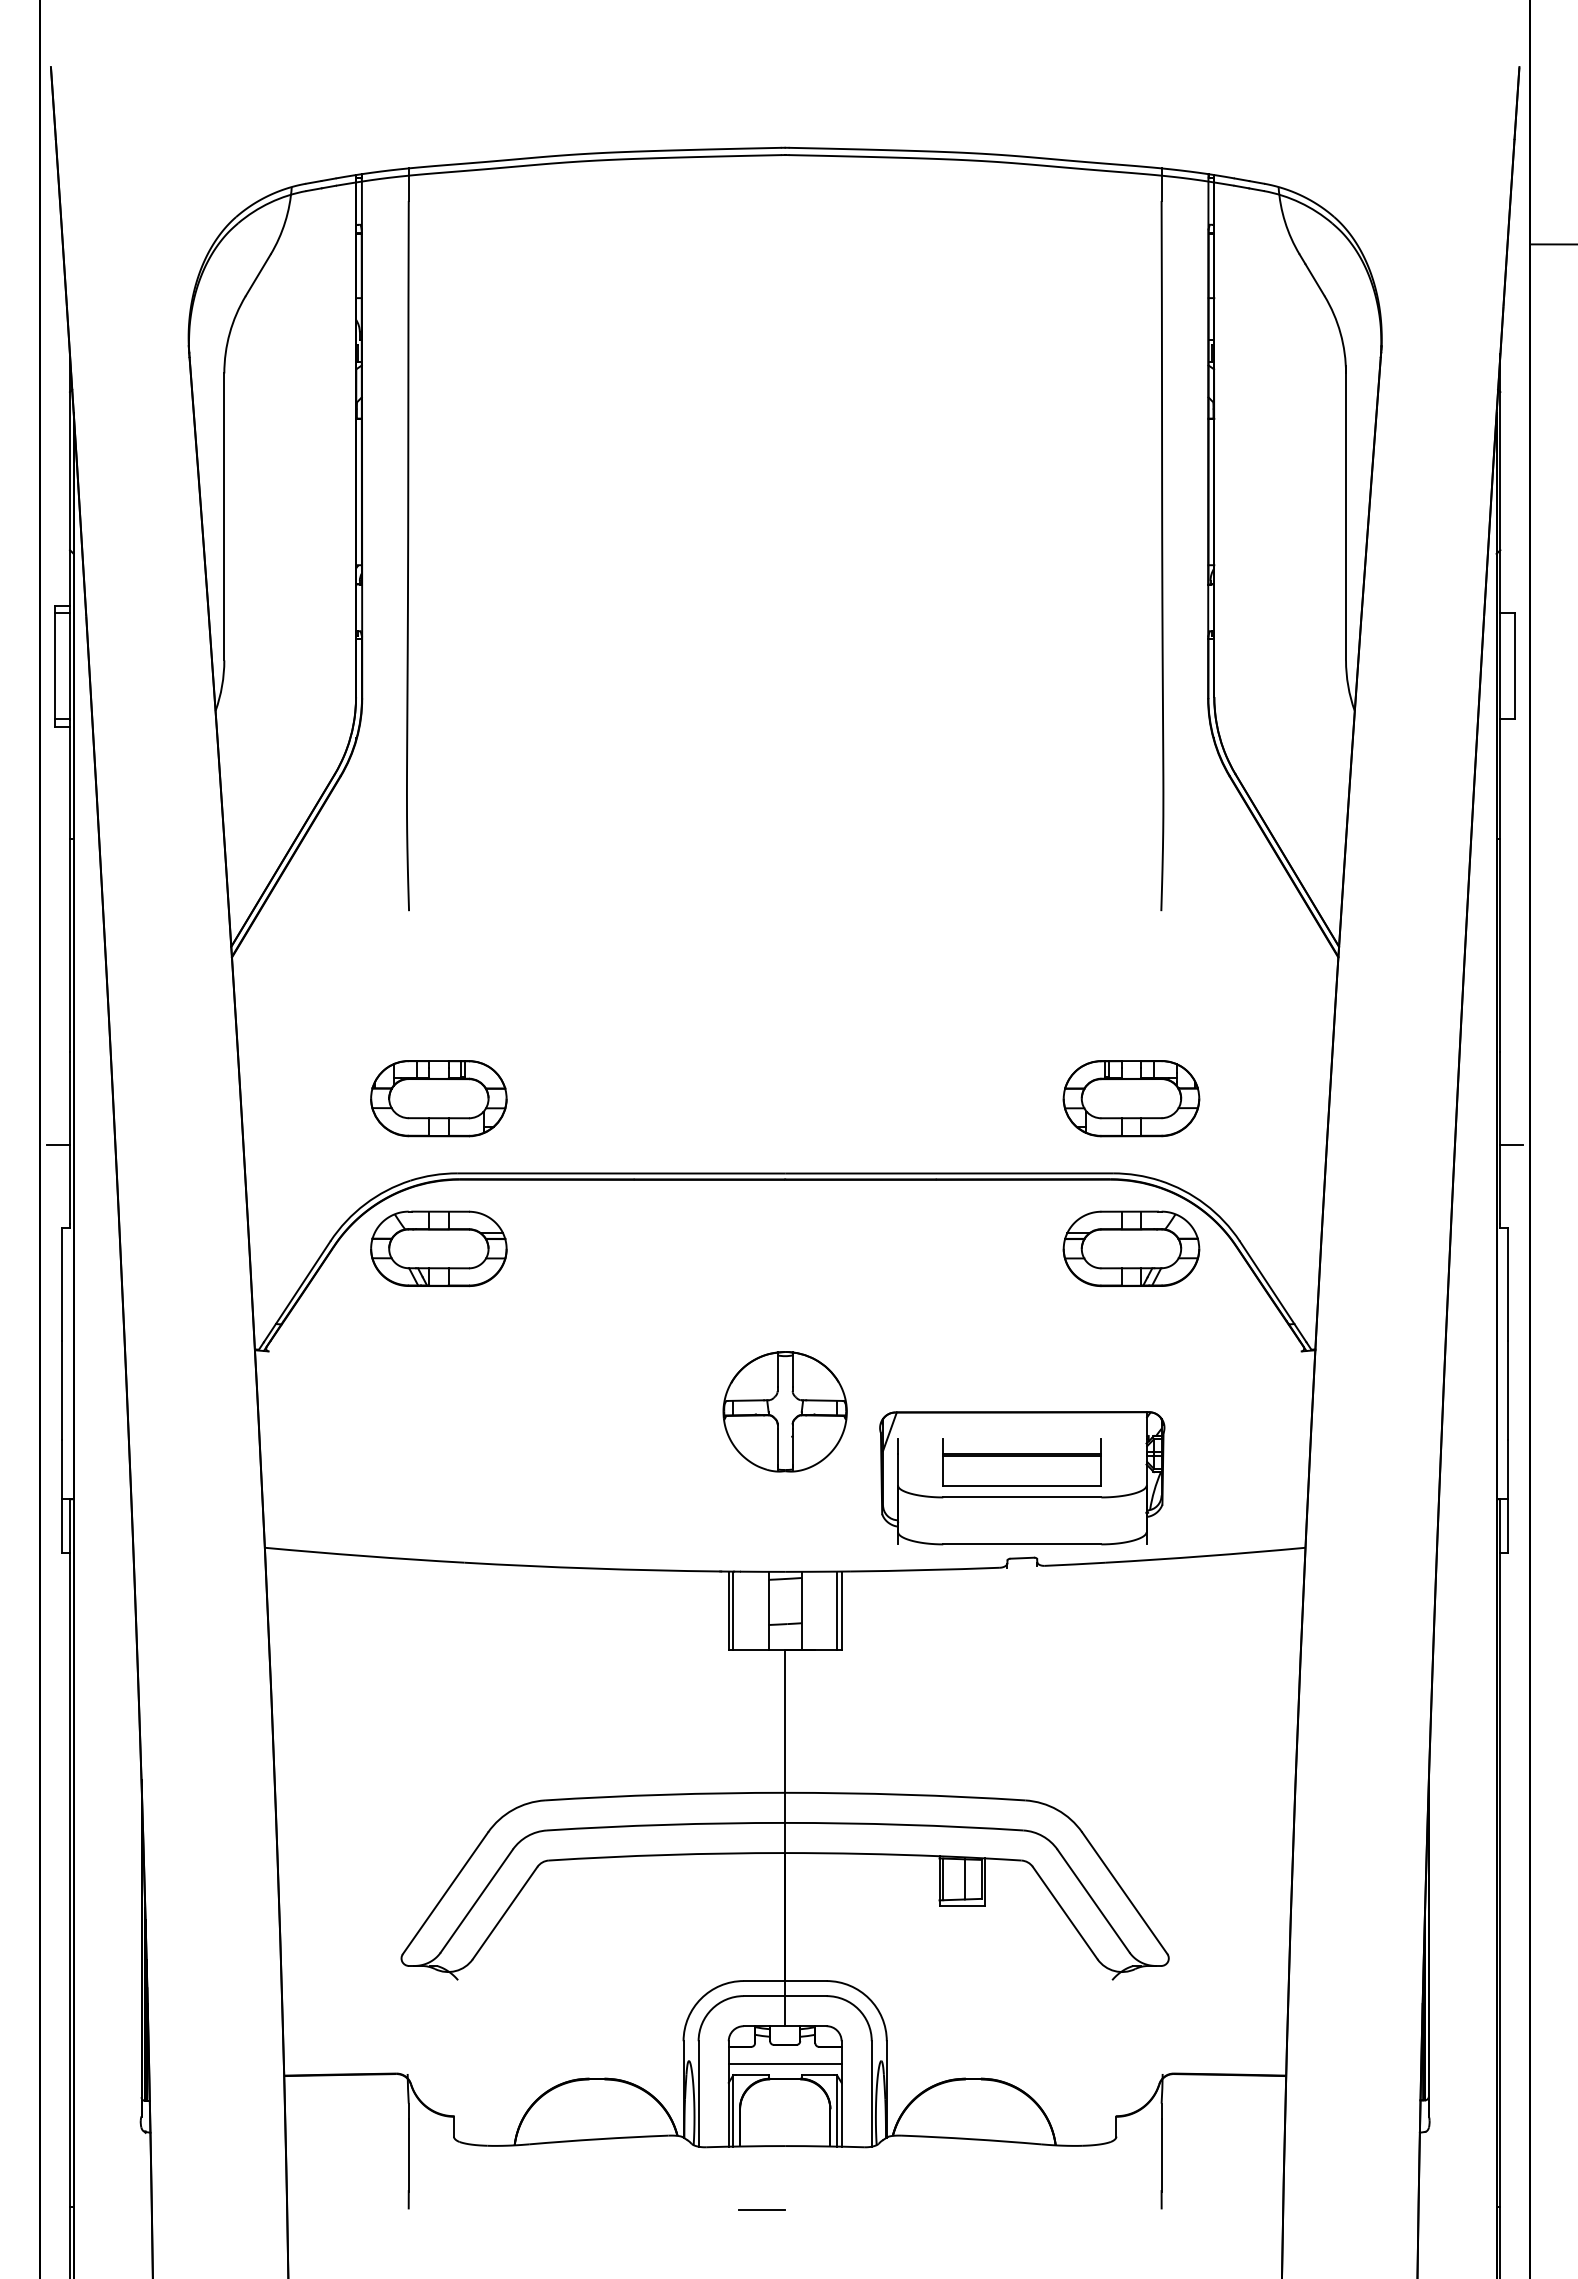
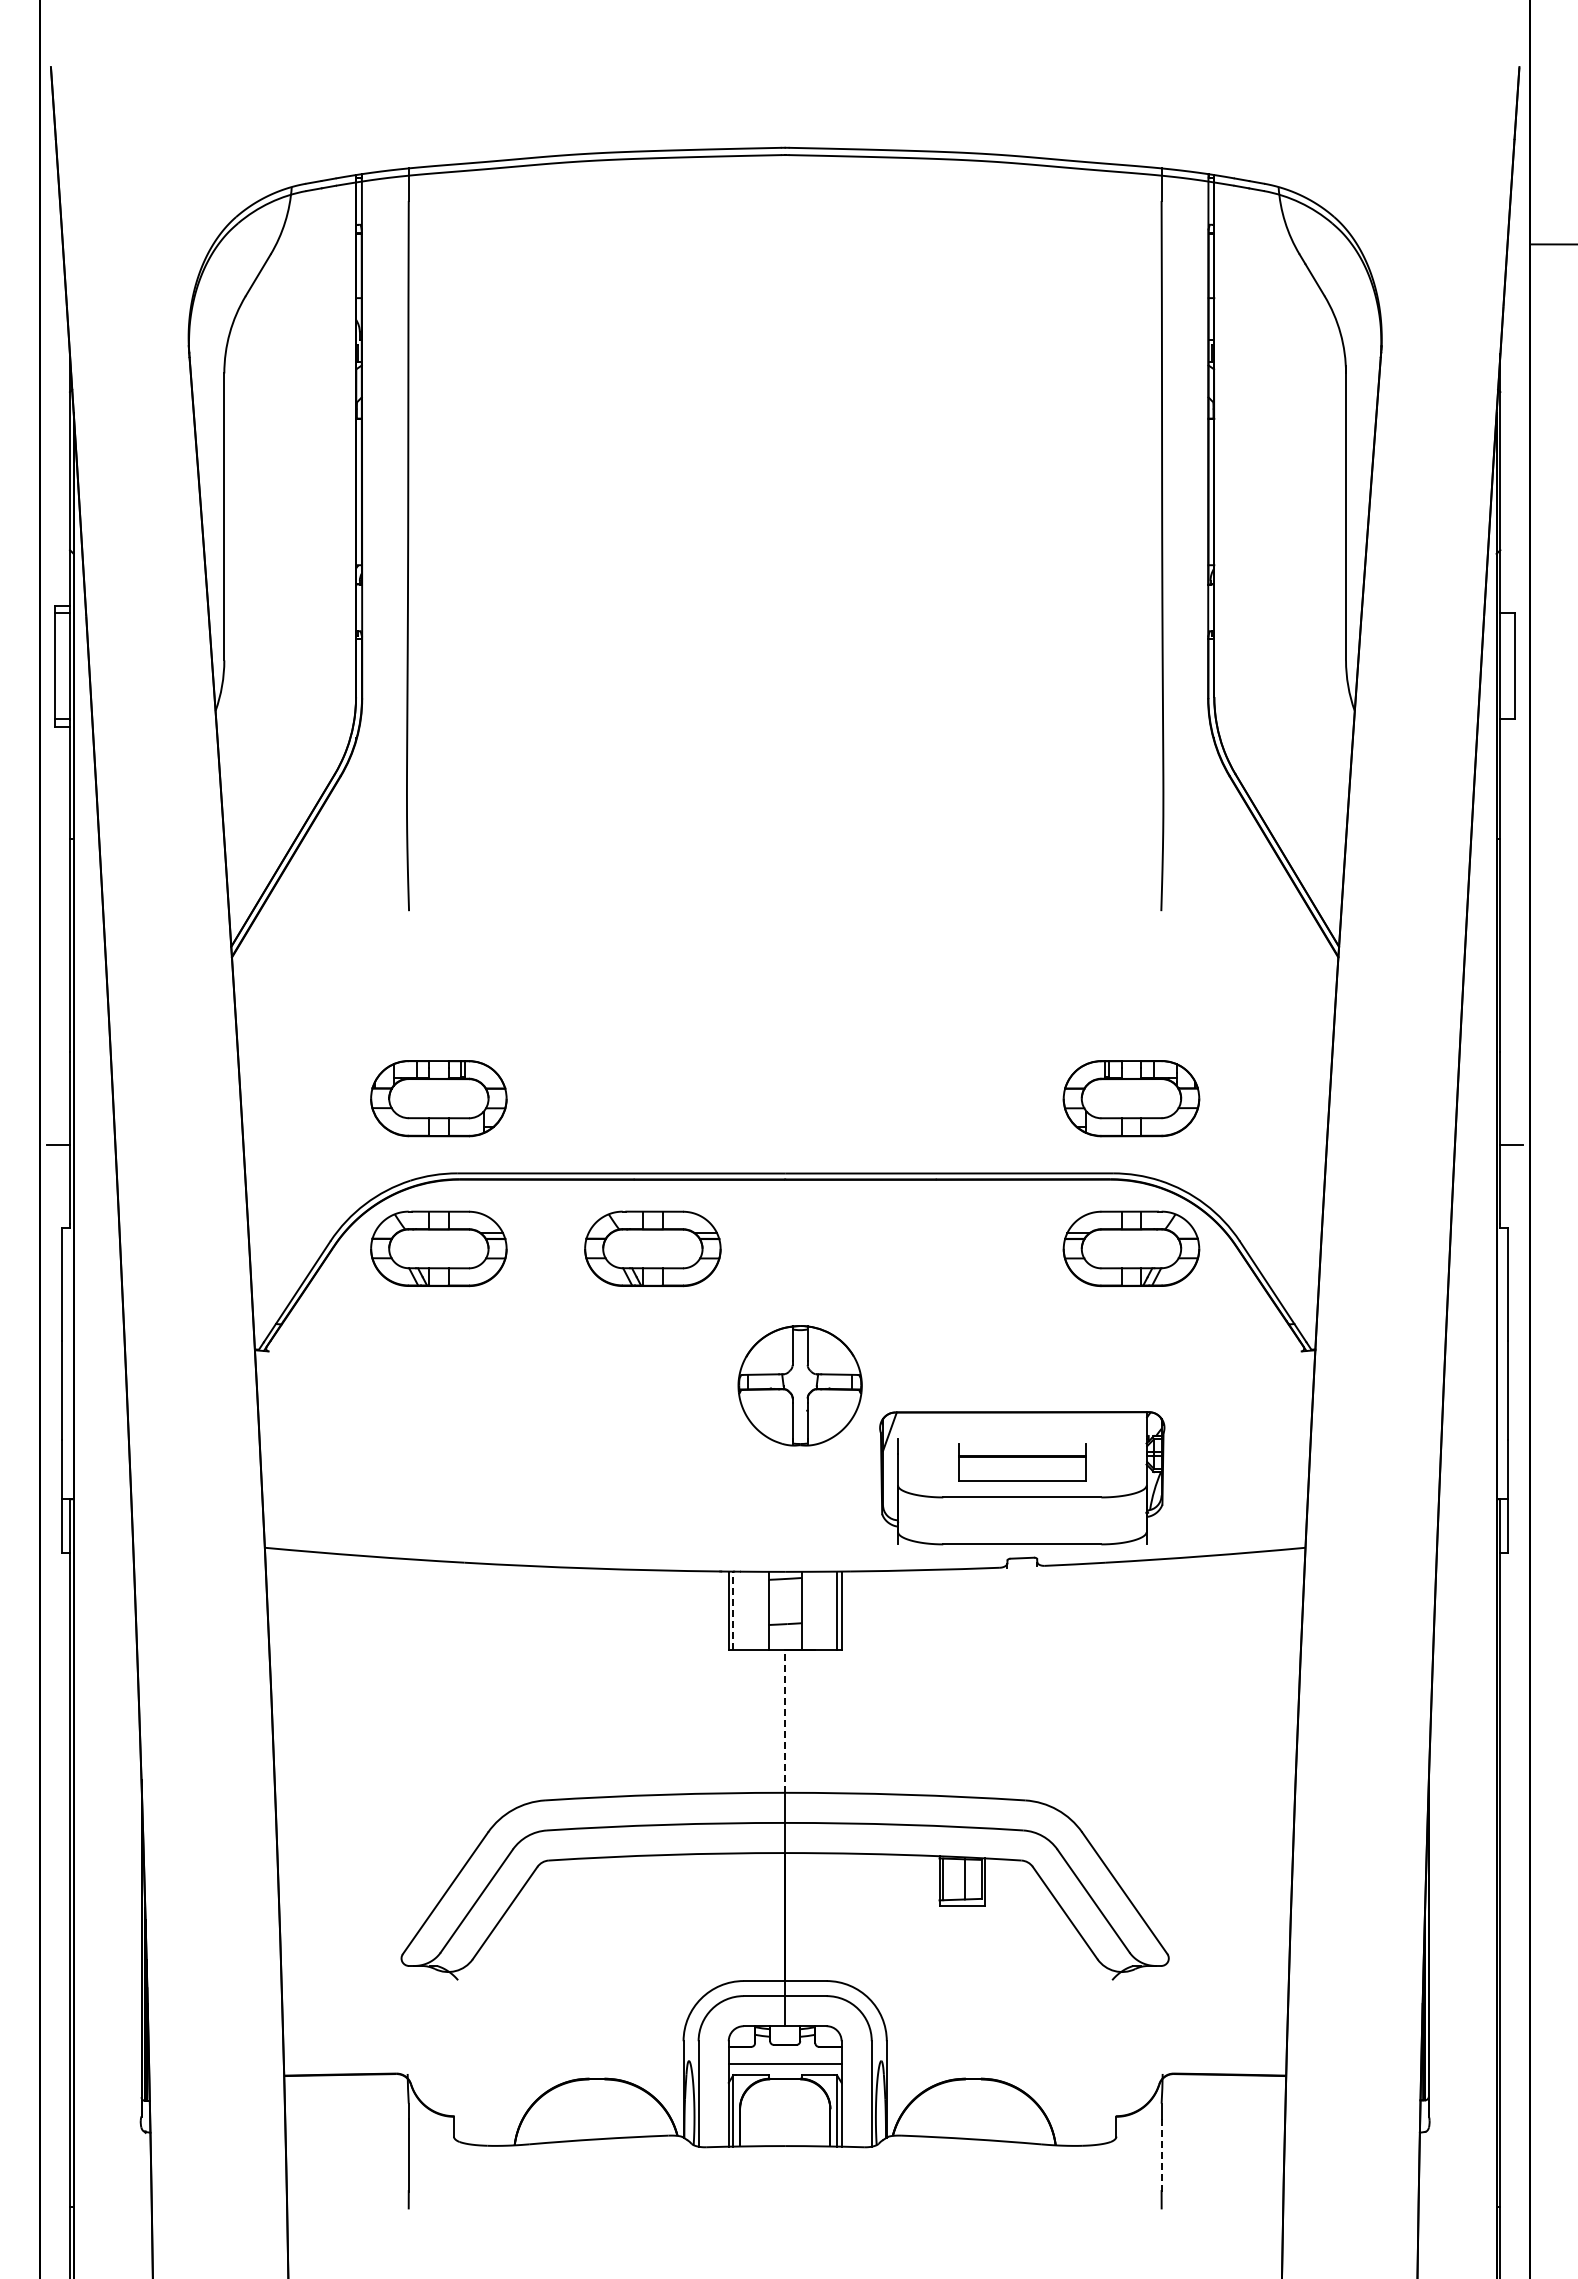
part: none -> present (652, 1248)
part position: (784, 1411) -> (799, 1385) (799, 1385)
part size: 160x49 px -> 129x39 px (1022, 1462)
line: solid -> dashed (733, 1610)
line: solid -> dashed (785, 1721)
line: solid -> dashed (1161, 2155)
line: present -> none (762, 2210)
